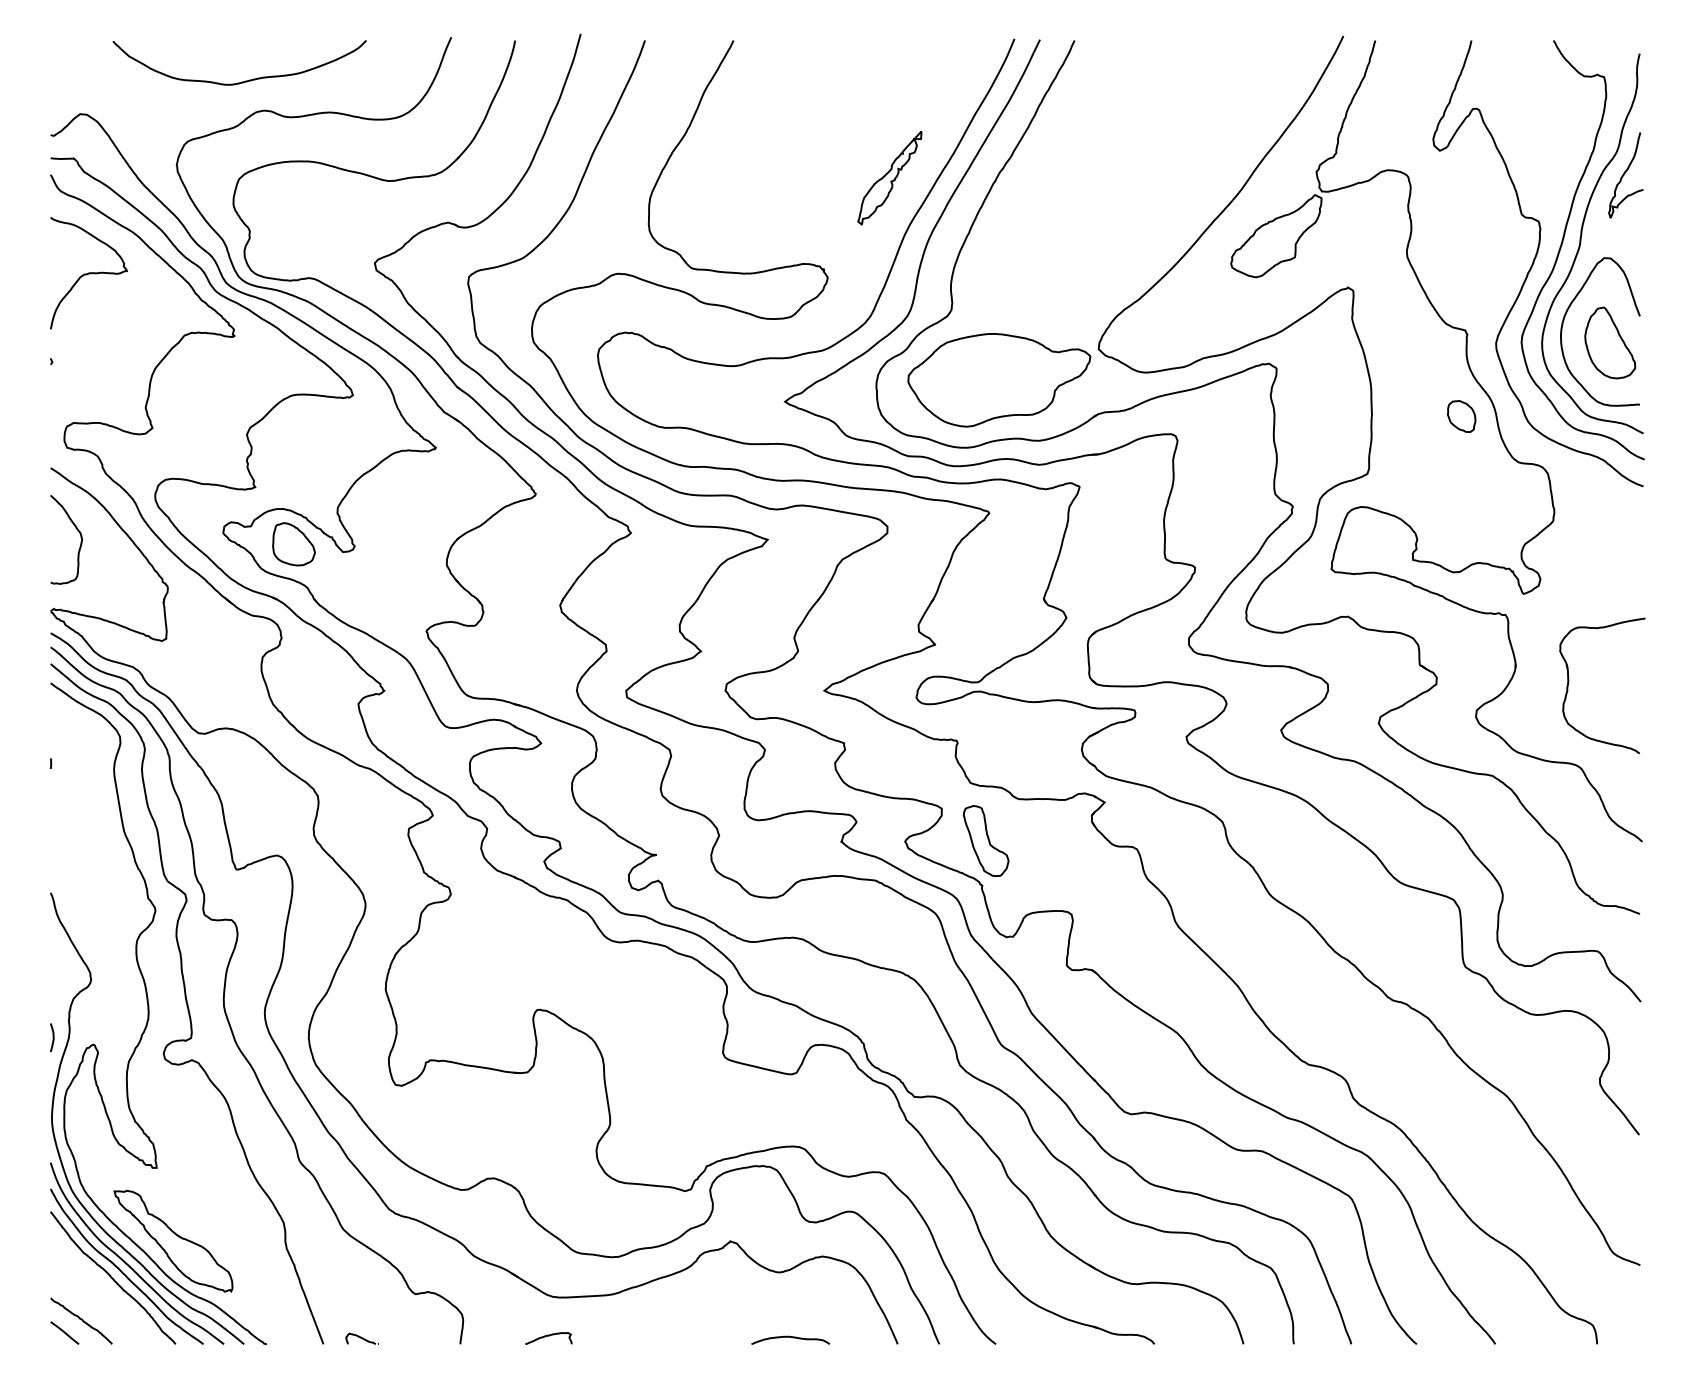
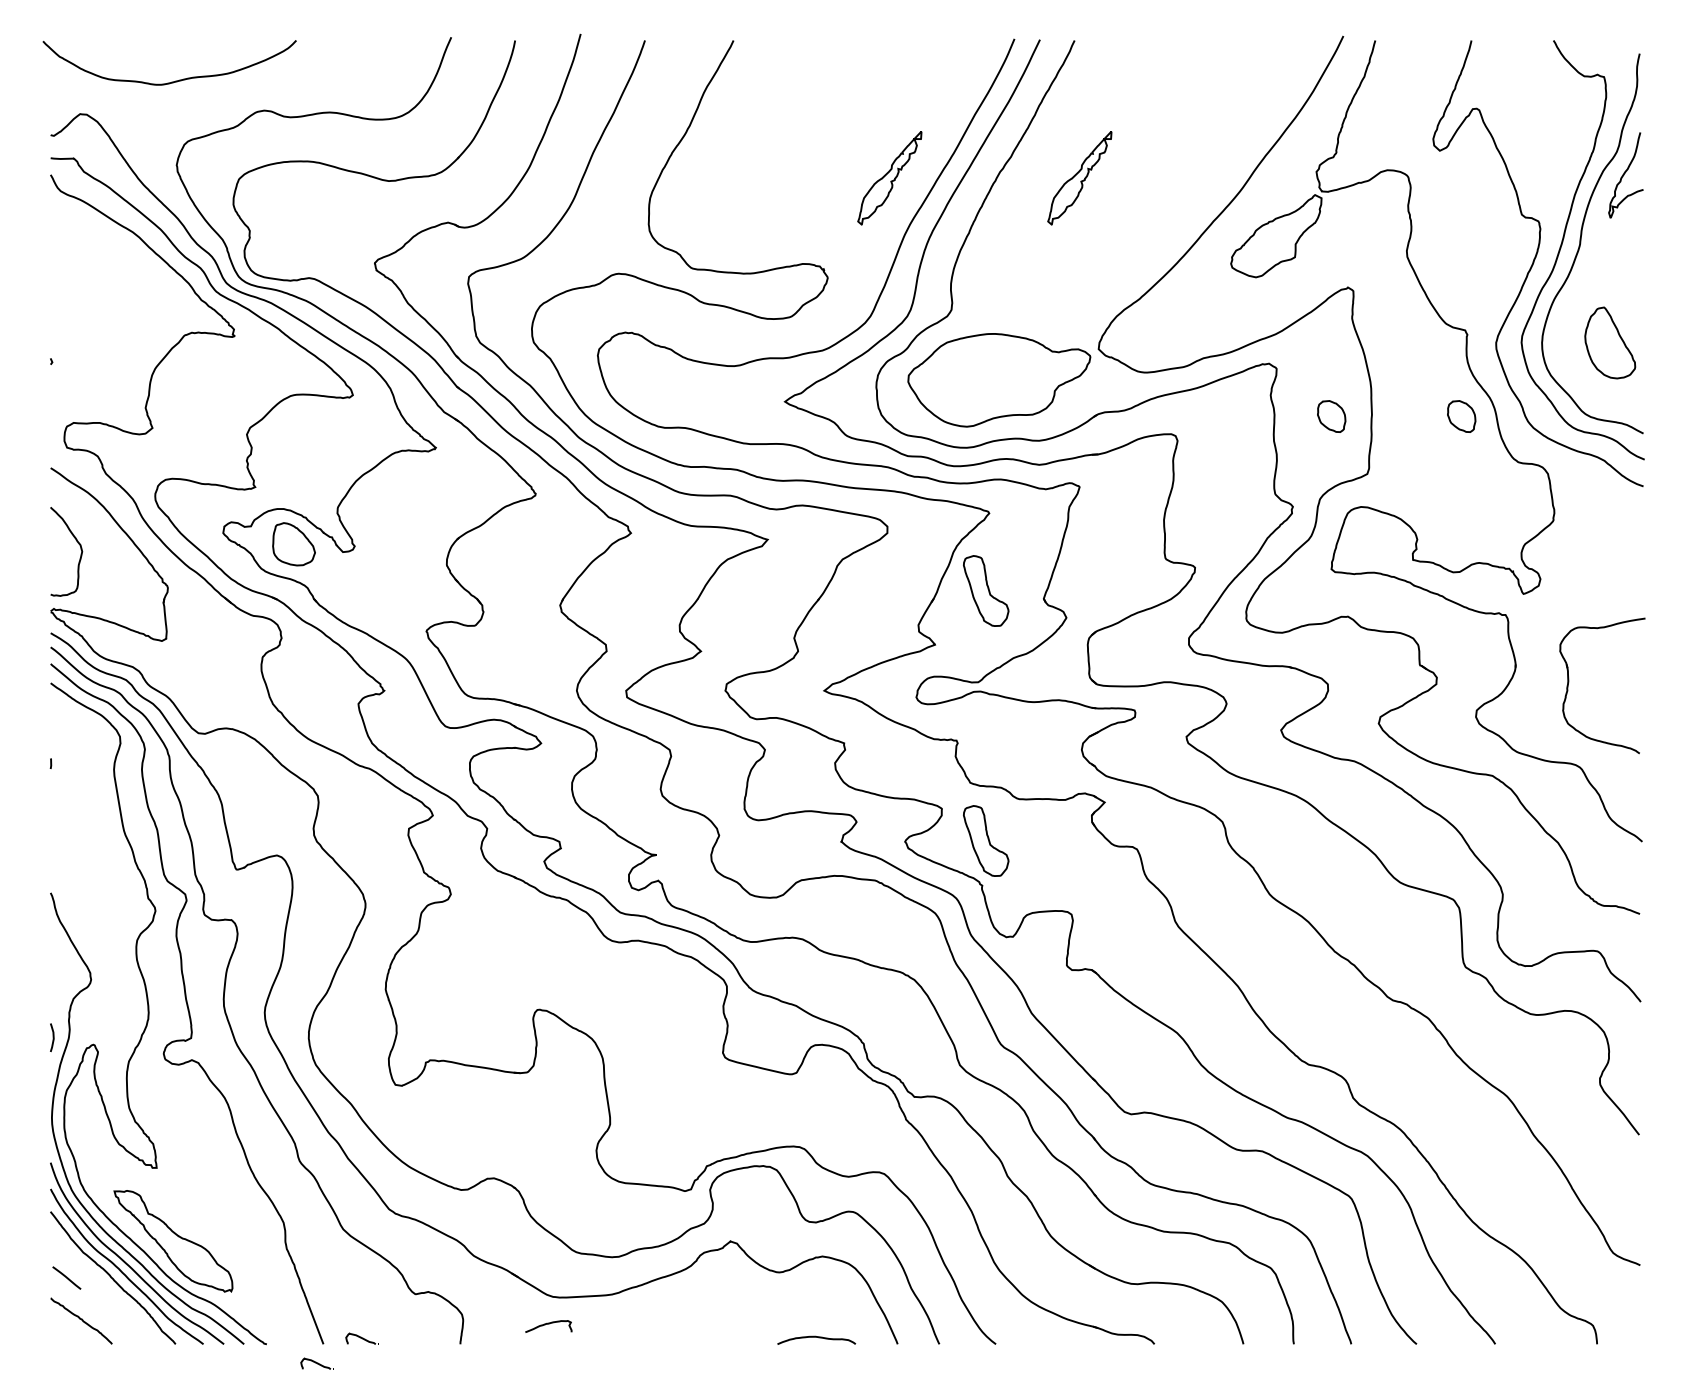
curve position: (245, 80) -> (175, 80) (175, 80)
part: none -> present (1079, 178)
curve: present -> none (88, 273)
curve: present -> none (1563, 325)
part: none -> present (1331, 416)
curve position: (78, 532) -> (78, 544) (78, 544)
part: none -> present (986, 590)
line position: (64, 1332) -> (66, 1277) (66, 1277)
curve position: (548, 1336) -> (548, 1324) (548, 1324)
curve position: (790, 1337) -> (816, 1337) (816, 1337)
part: none -> present (316, 1363)
